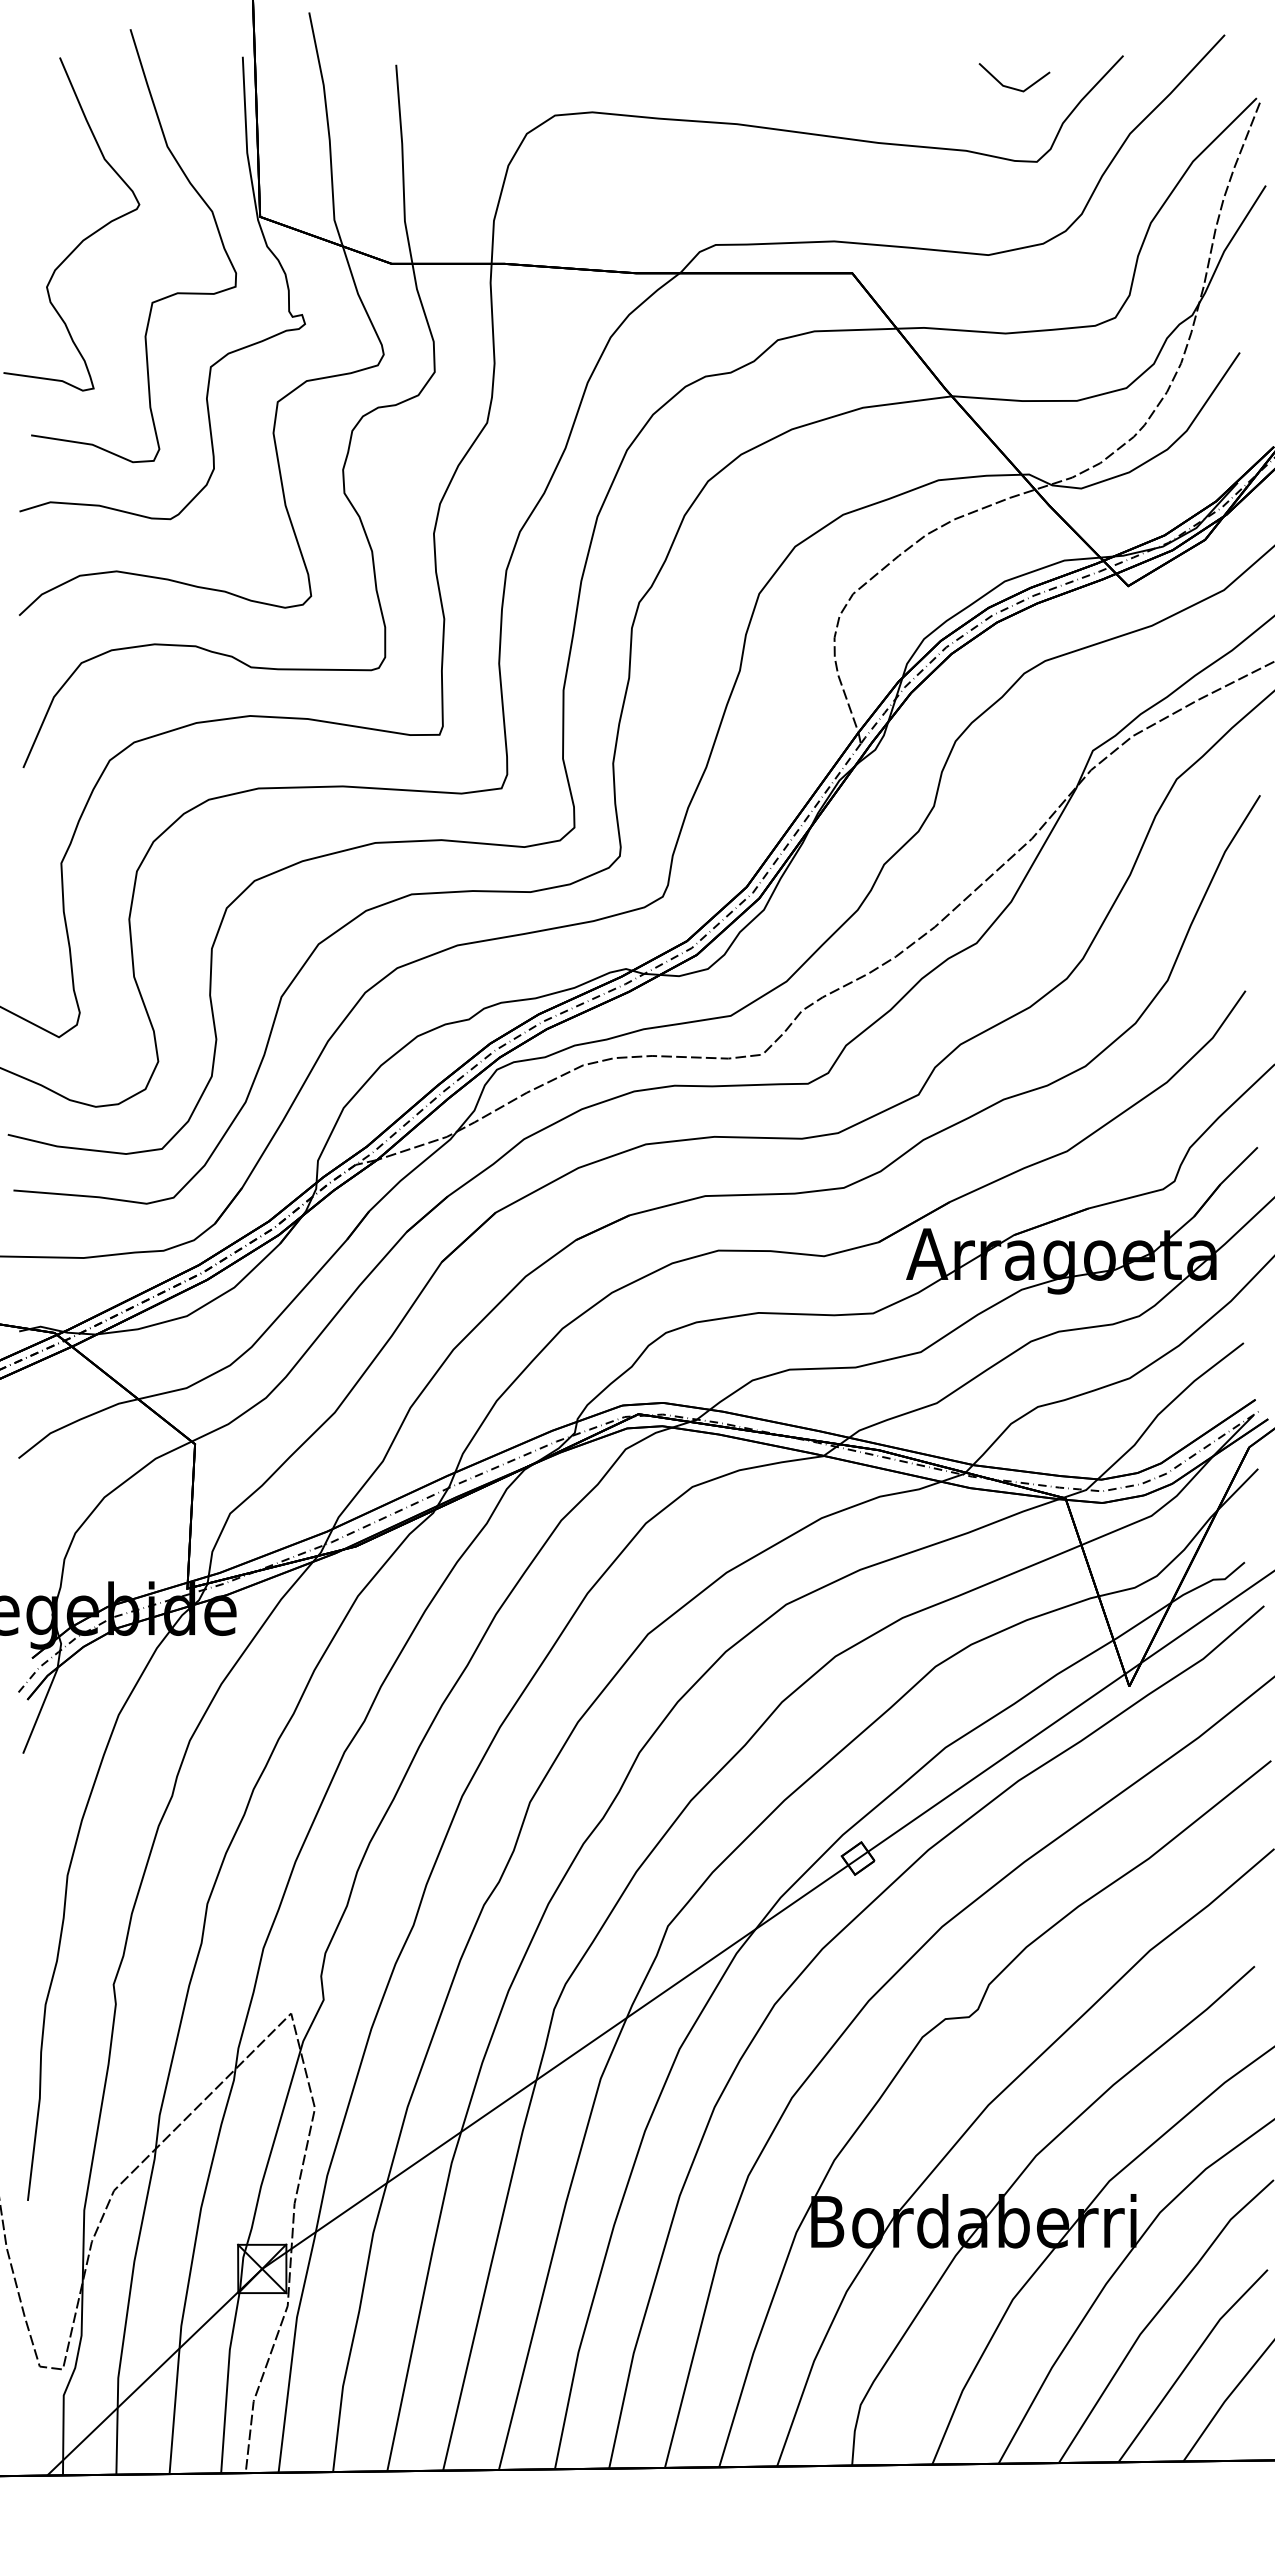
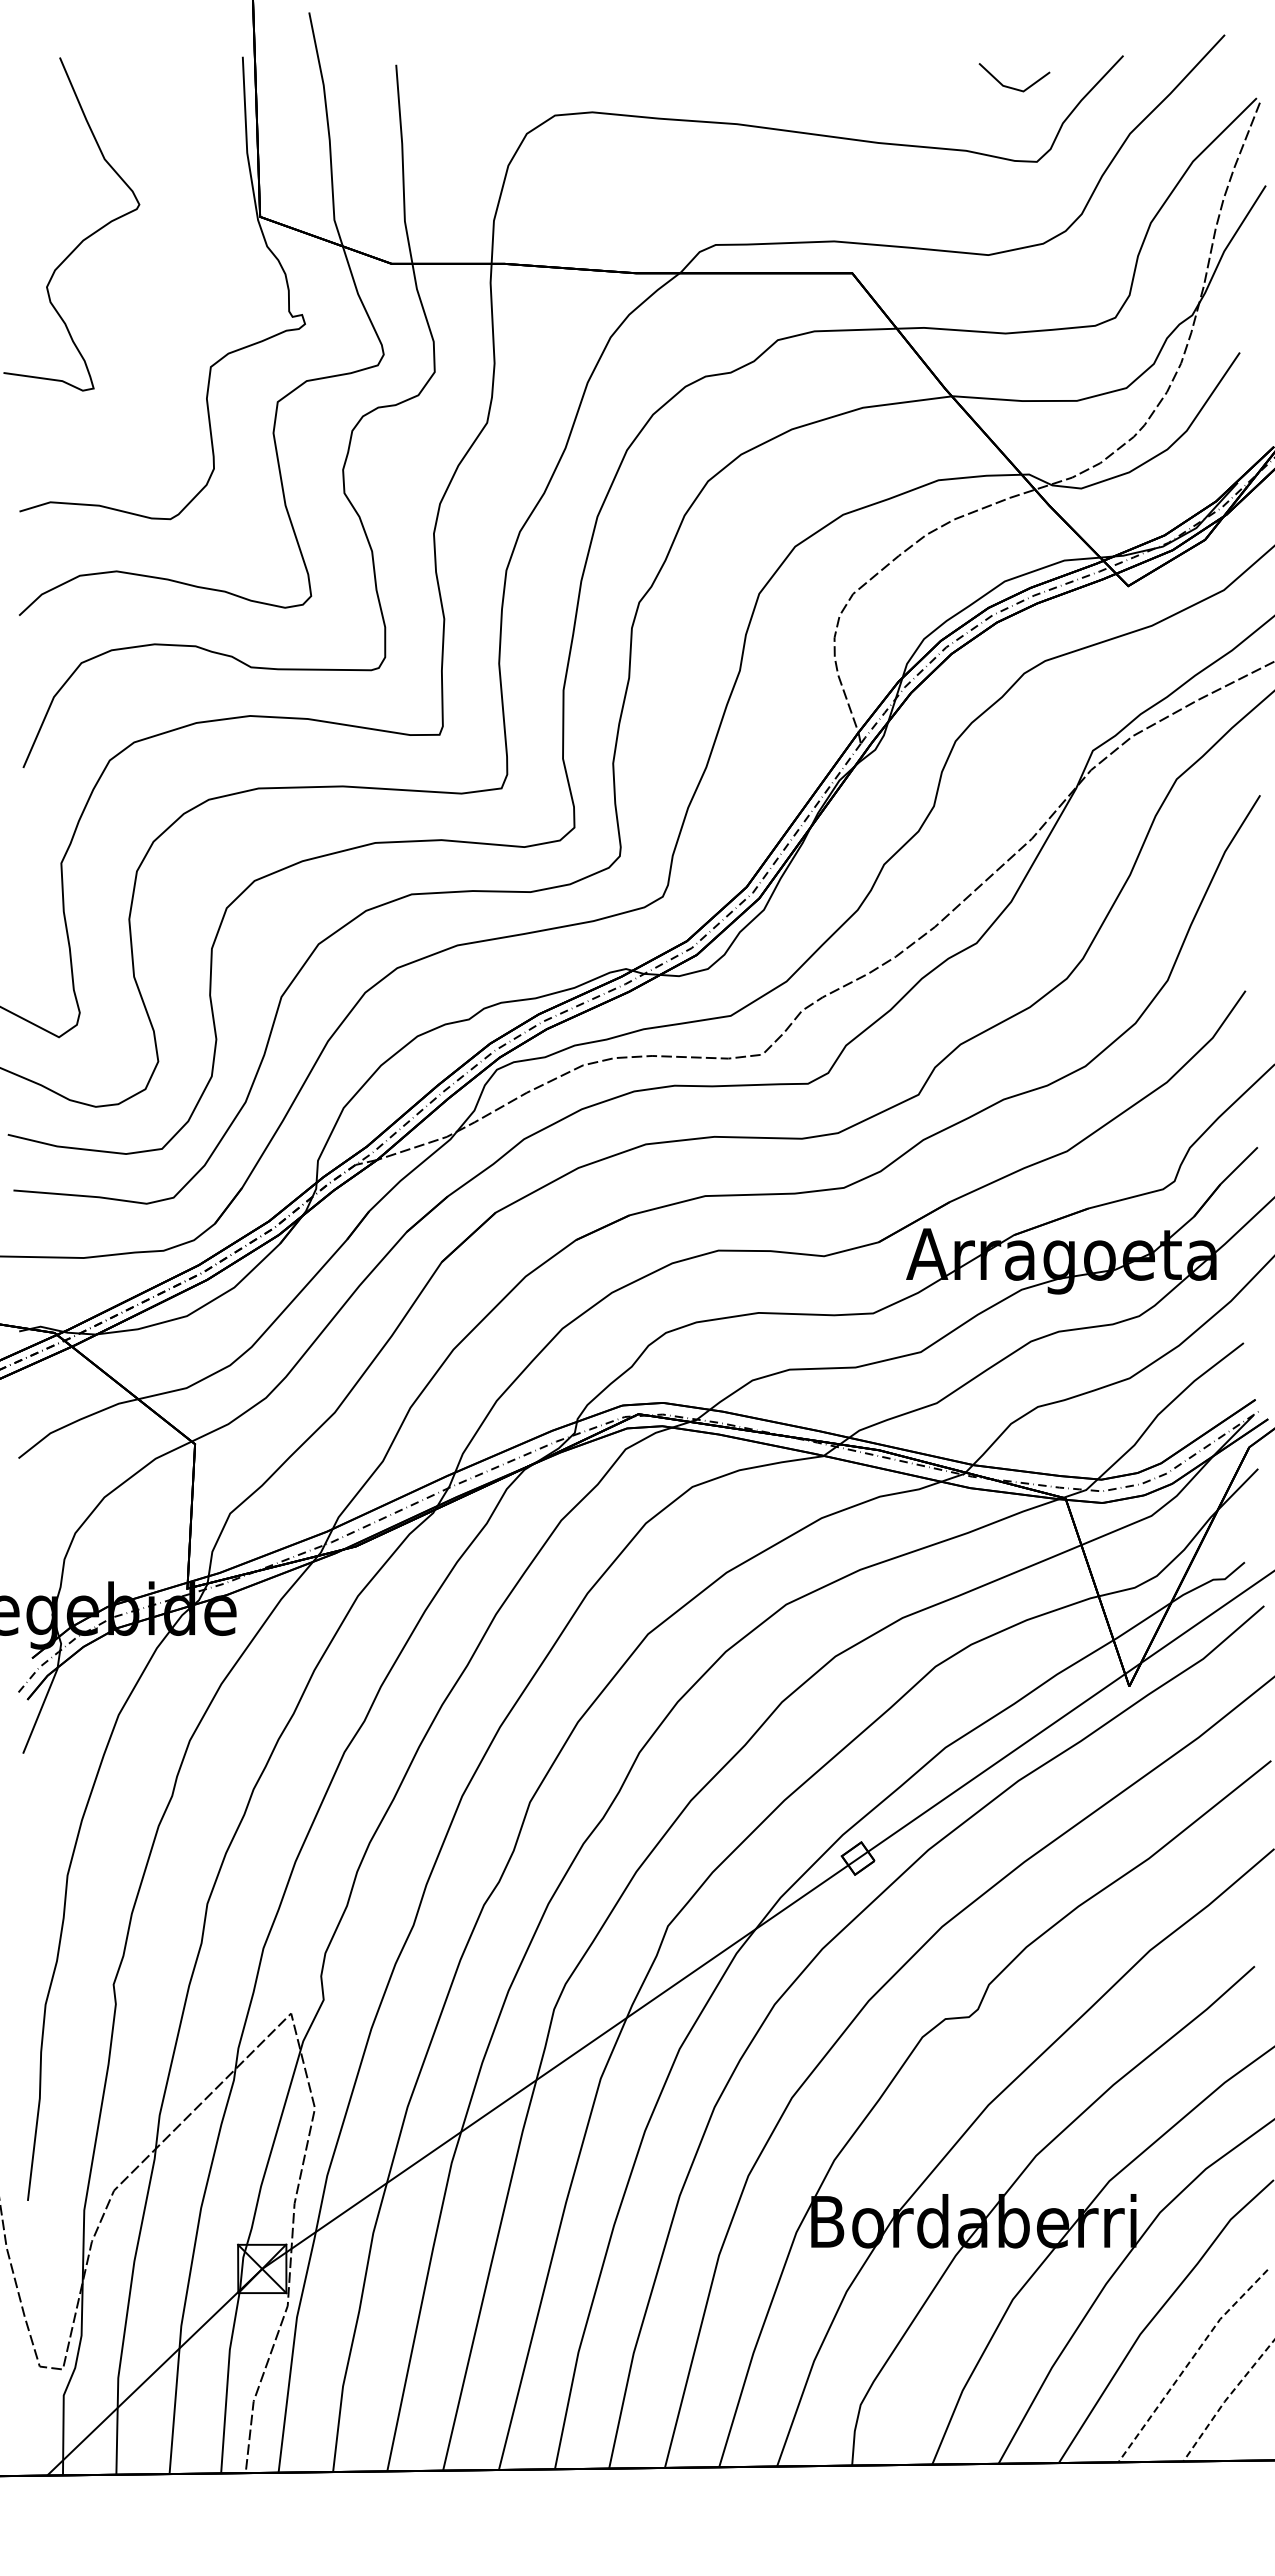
curve: present -> none (157, 299)
line: solid -> dashed (1189, 2362)
line: solid -> dashed (1226, 2399)
